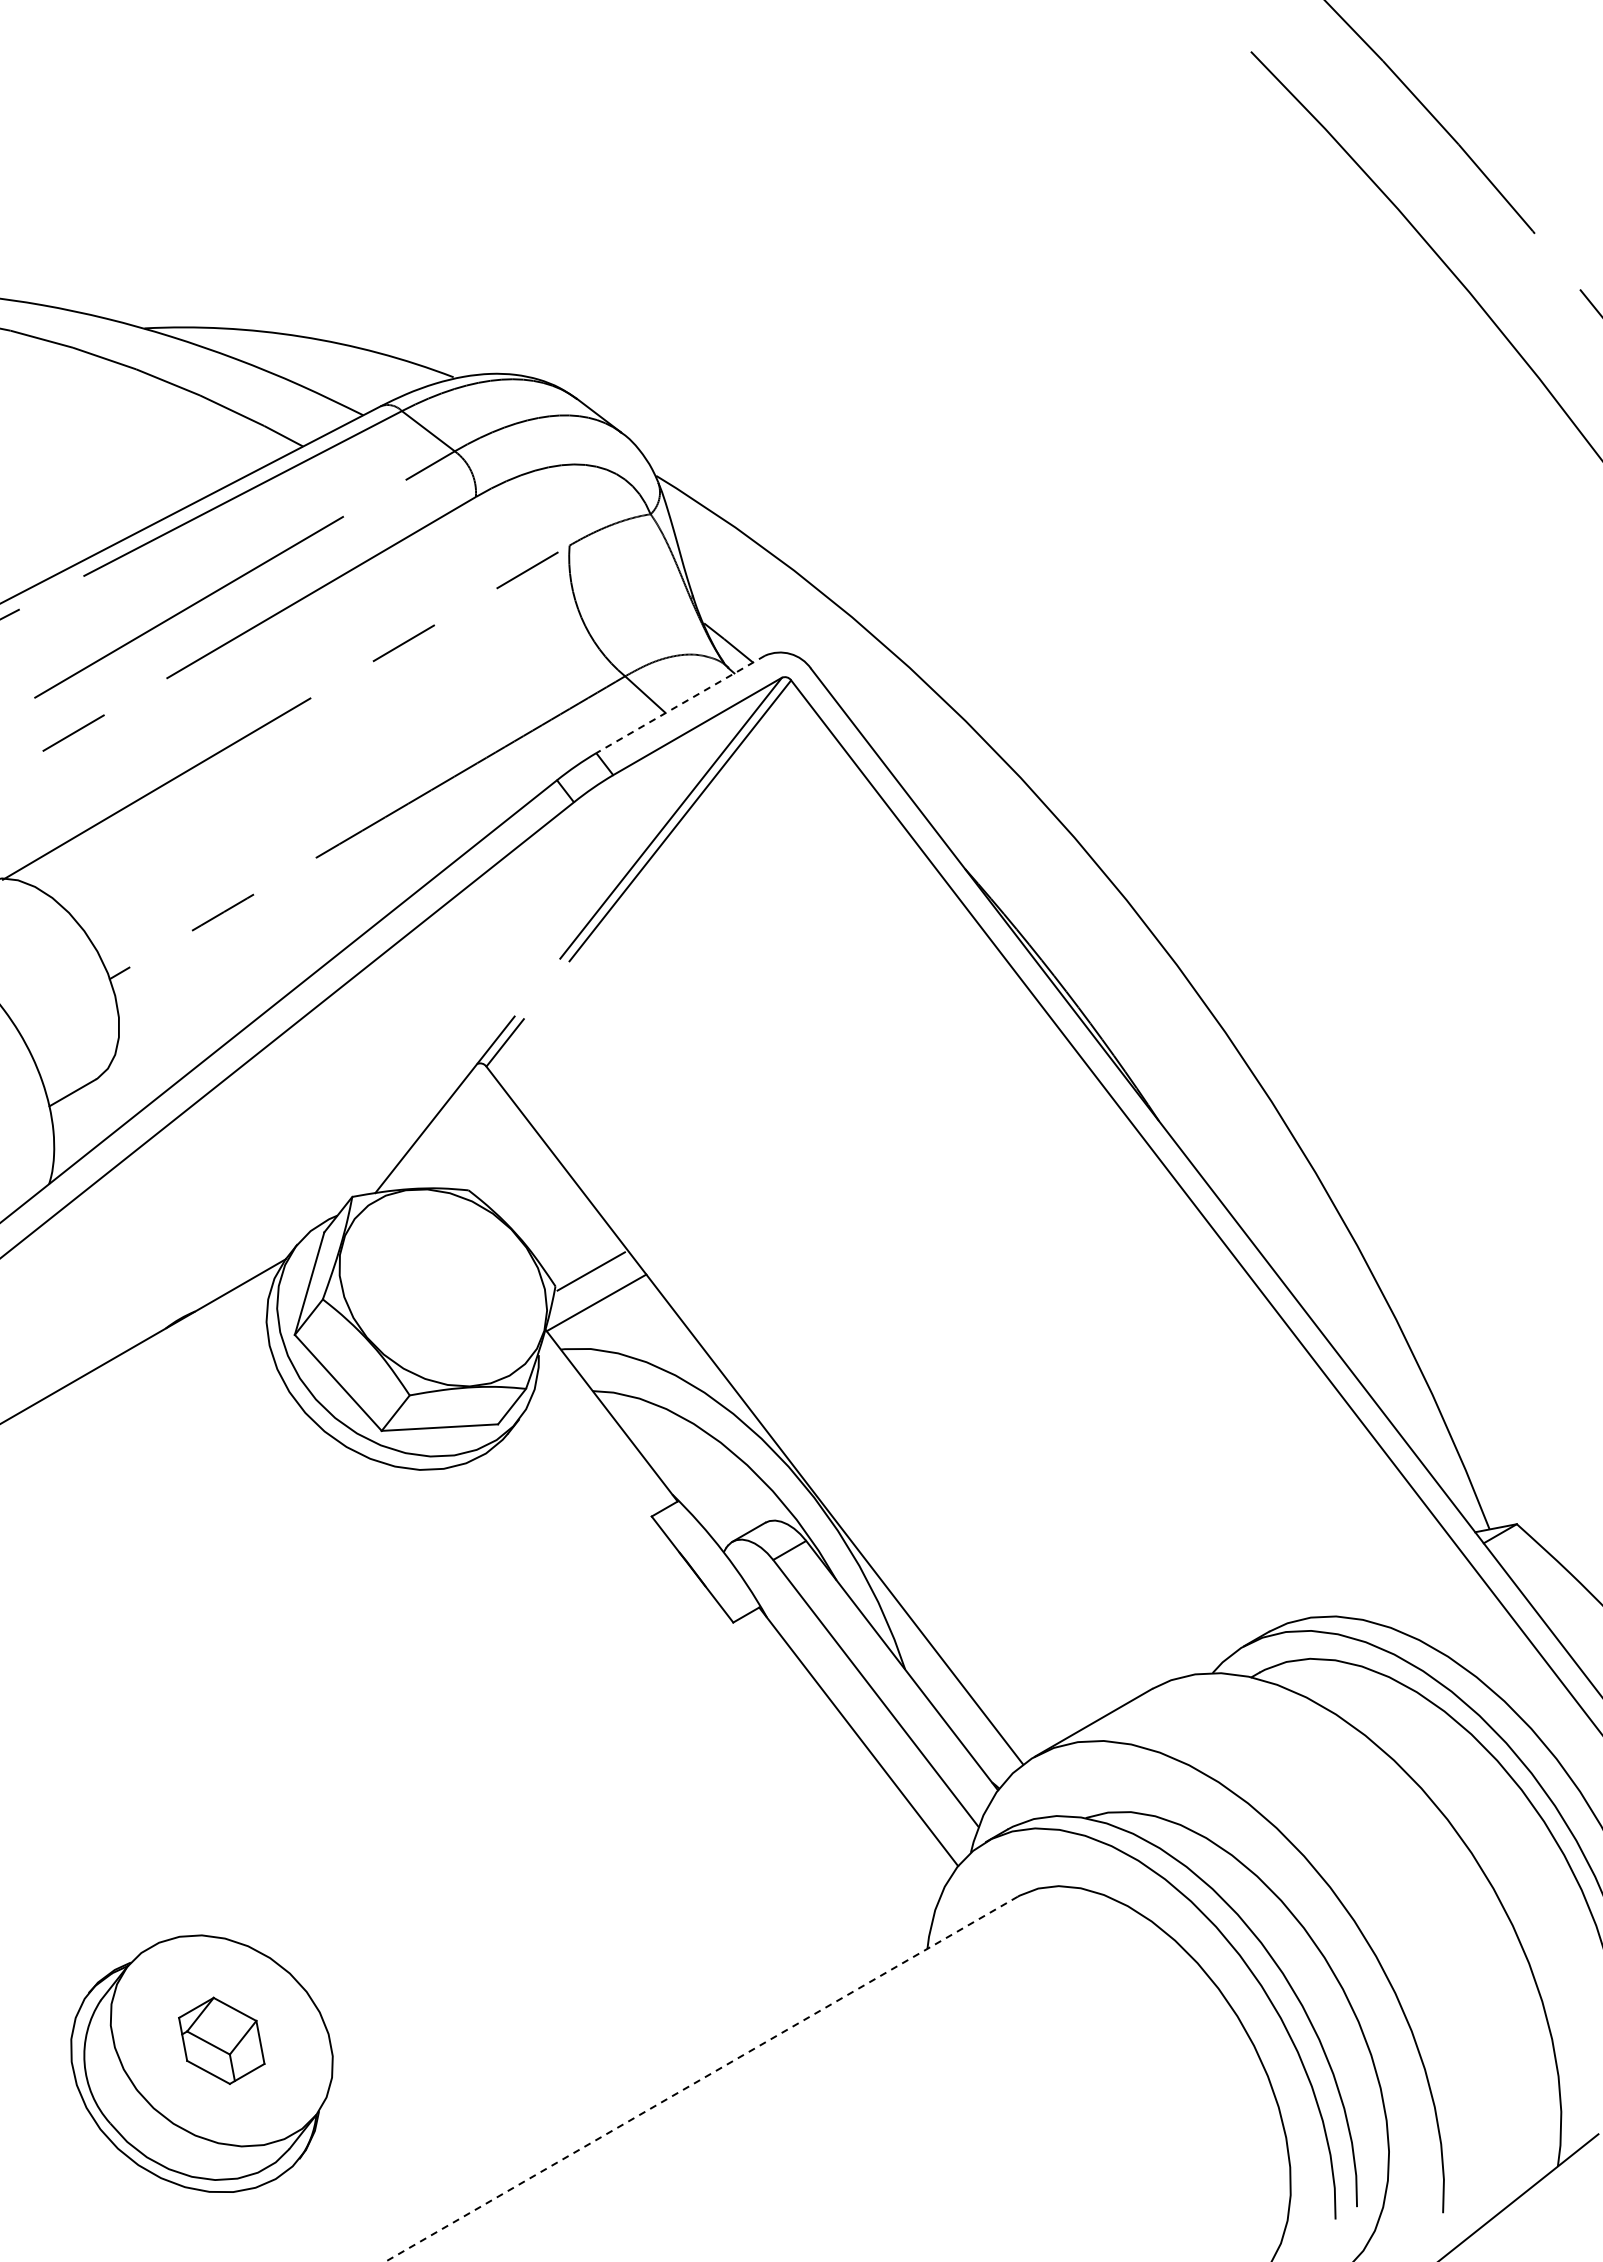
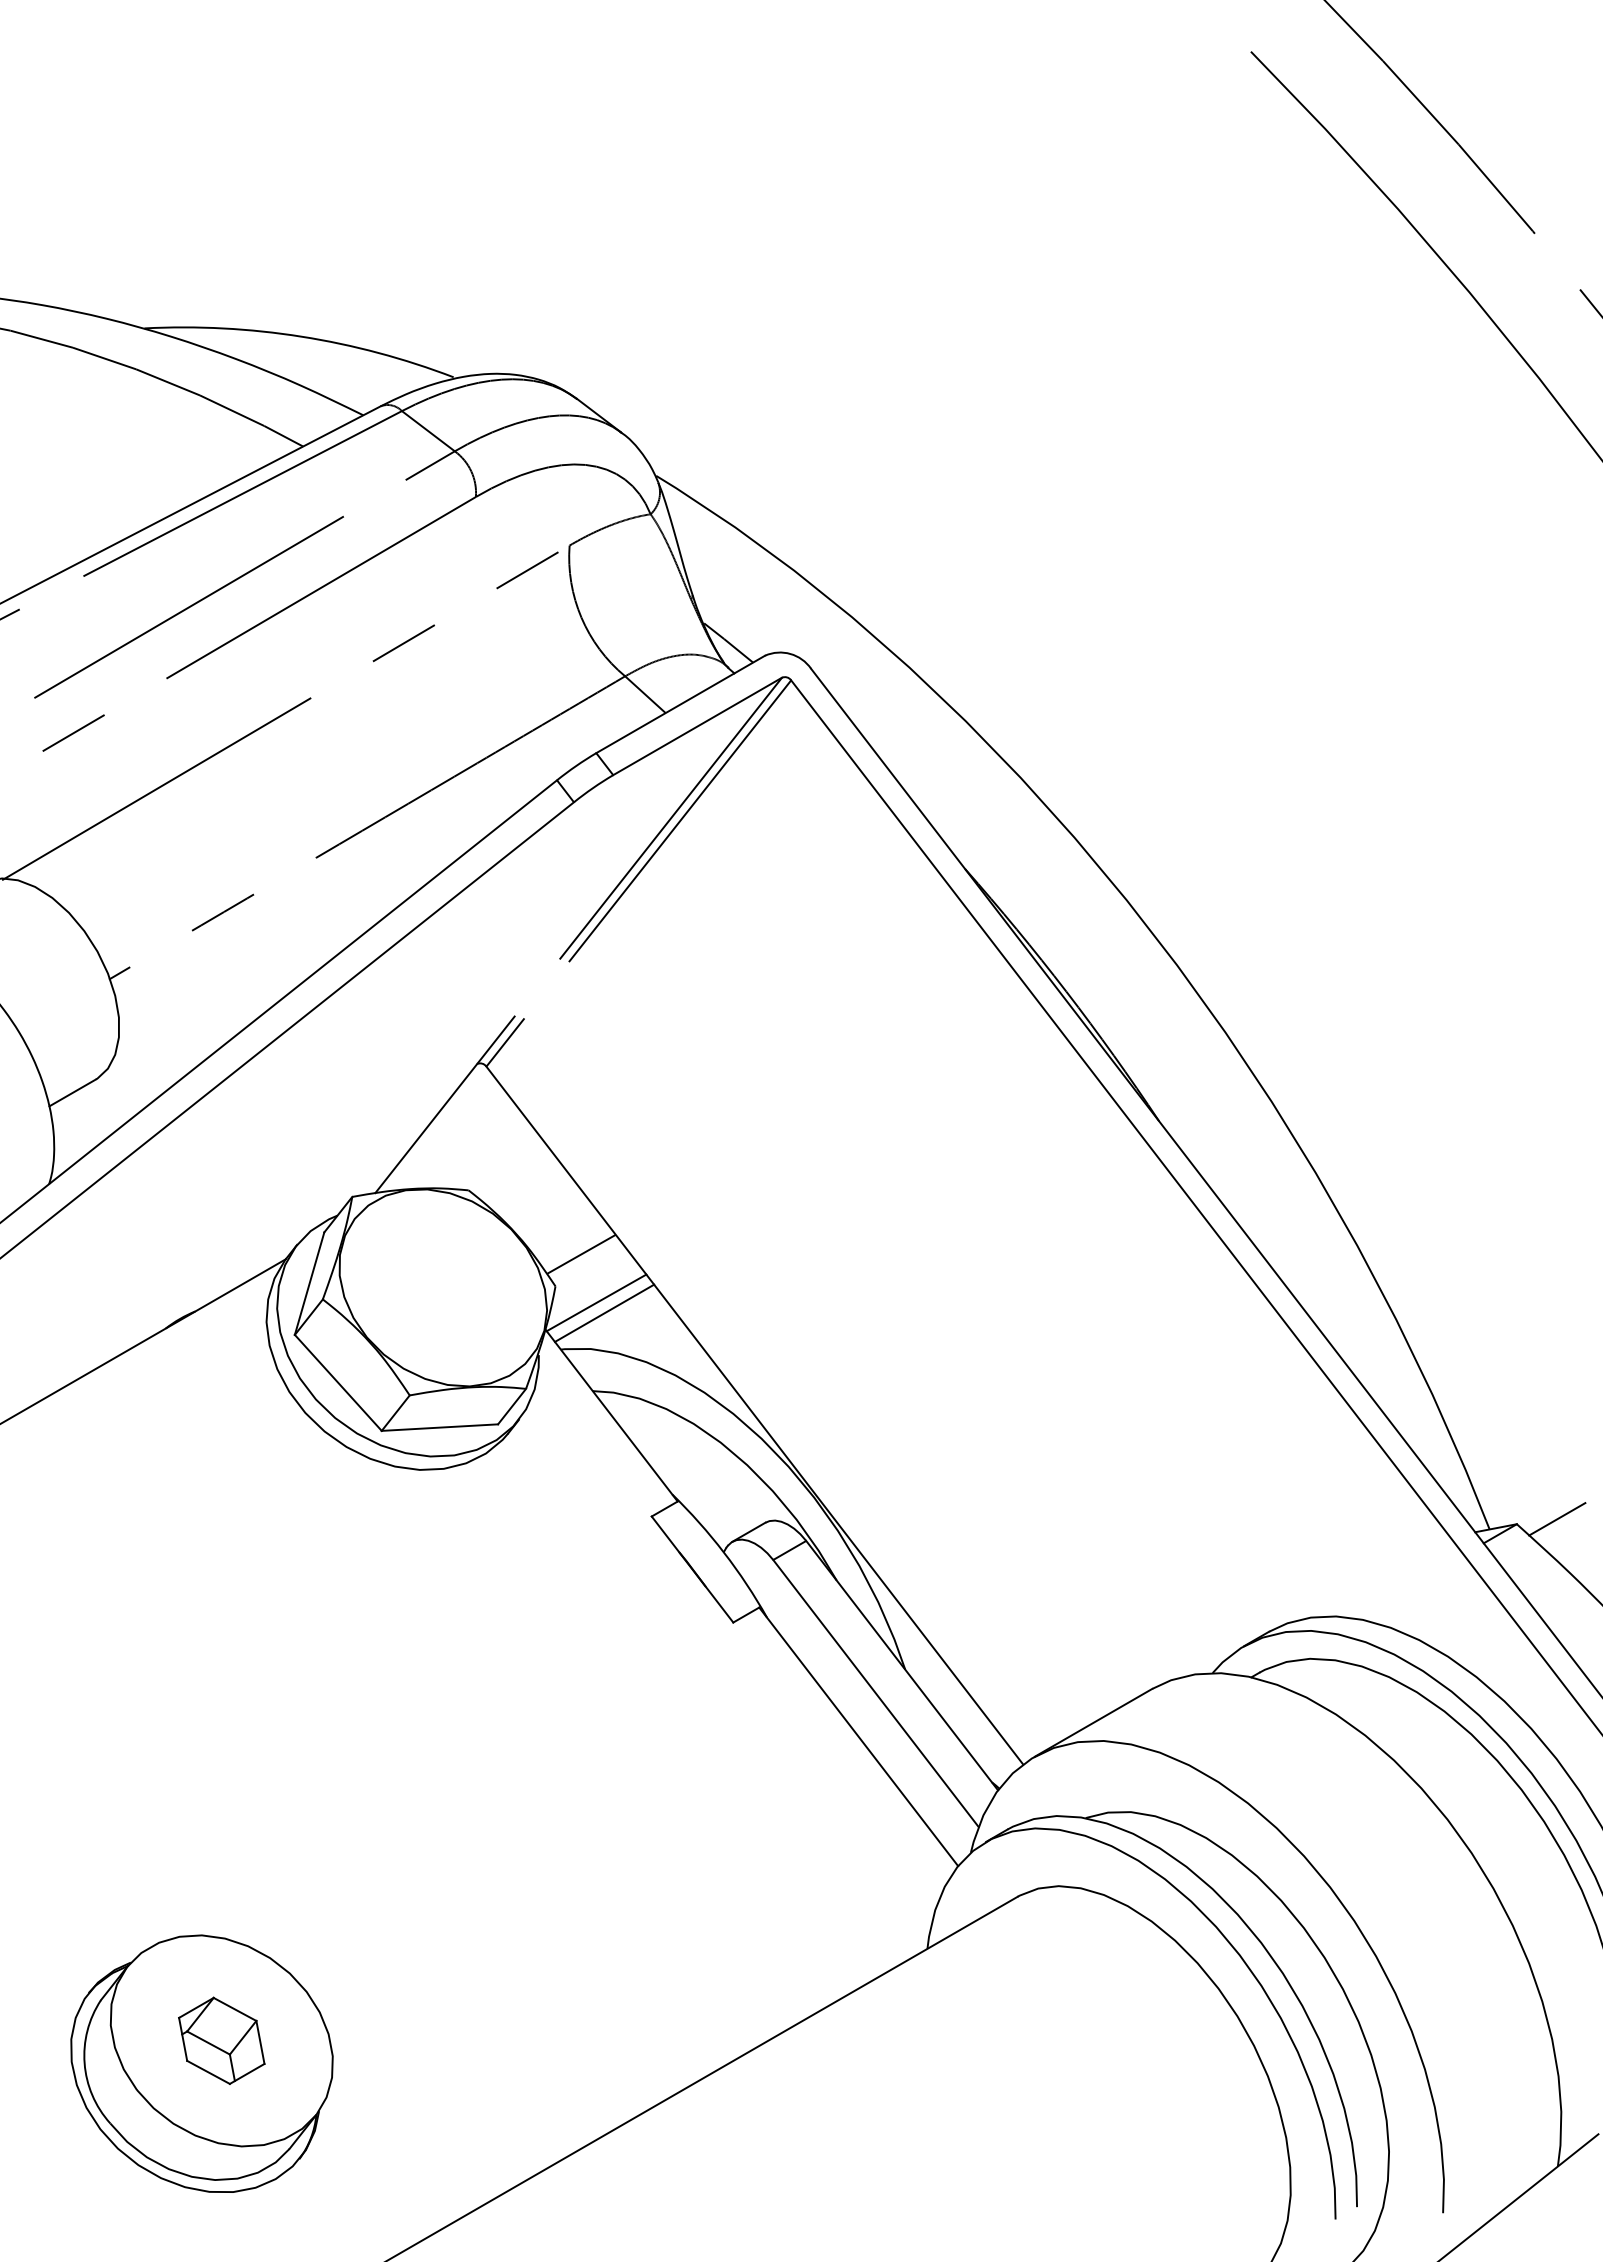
line: dashed -> solid (680, 704)
line position: (590, 1271) -> (580, 1254) (580, 1254)
line: none -> present (604, 1312)
line: none -> present (1557, 1519)
line: dashed -> solid (701, 2079)
